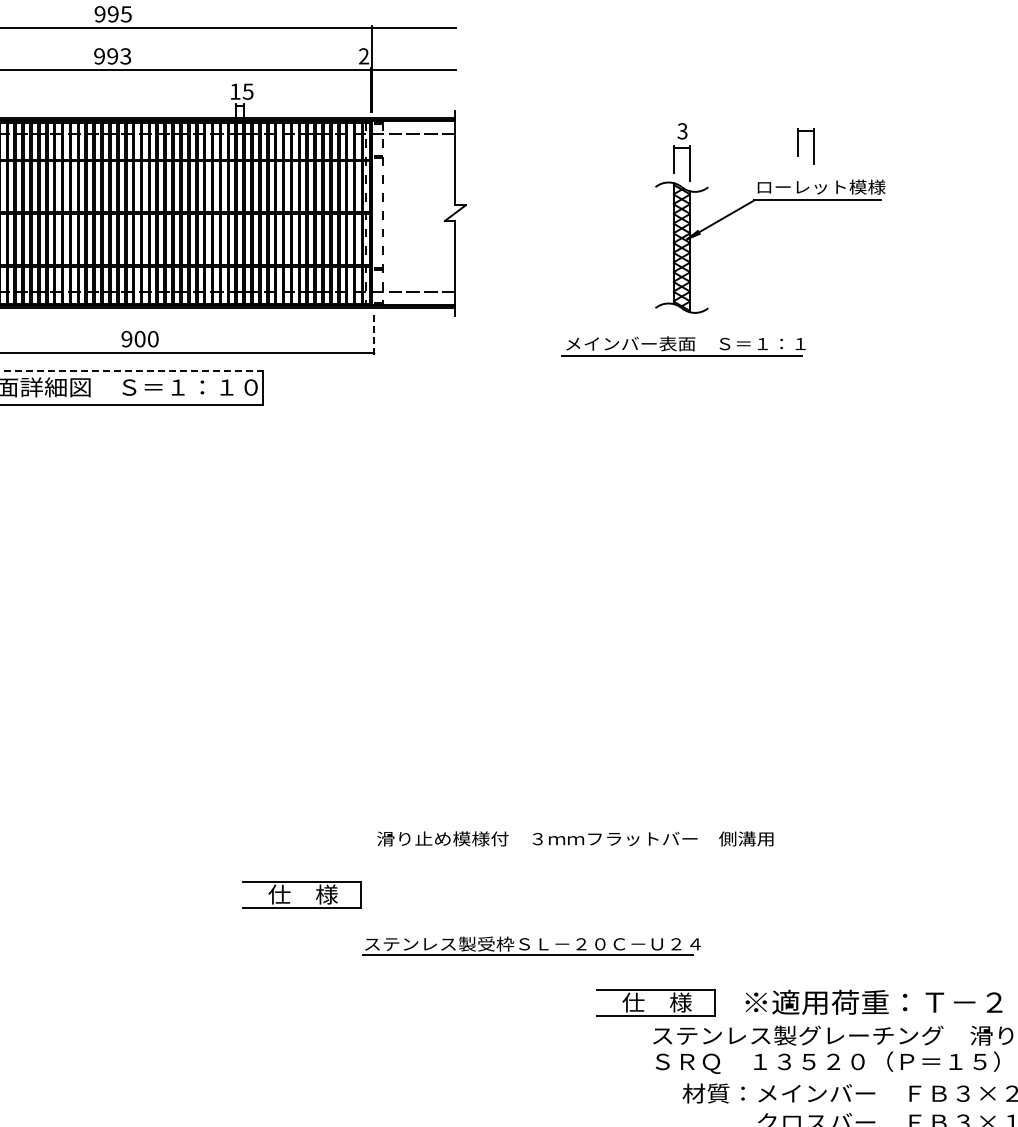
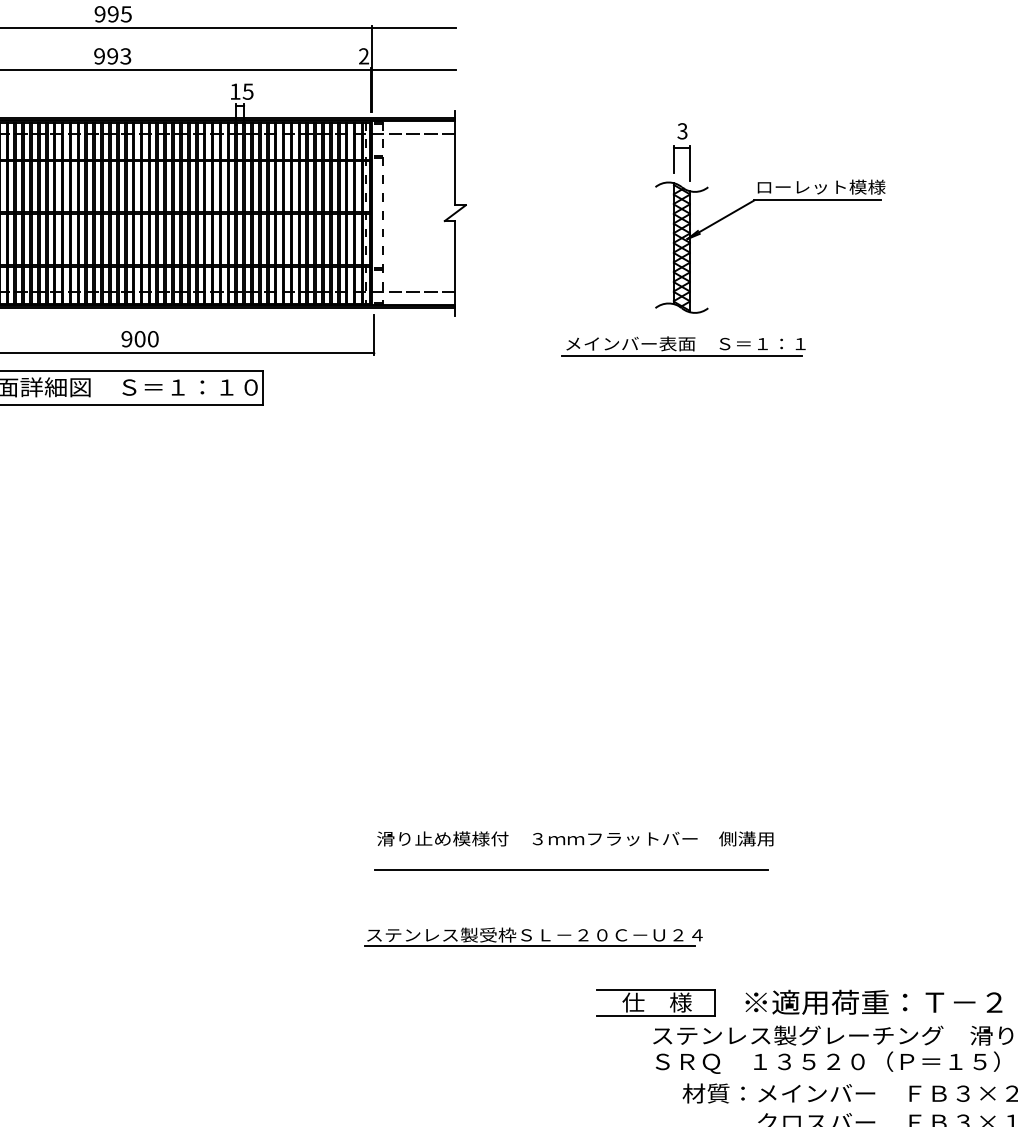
part: present -> none (798, 146)
line: dashed -> solid (374, 335)
line: dashed -> solid (131, 371)
line: none -> present (571, 869)
part: present -> none (290, 892)
part position: (531, 945) -> (533, 936) (533, 936)
